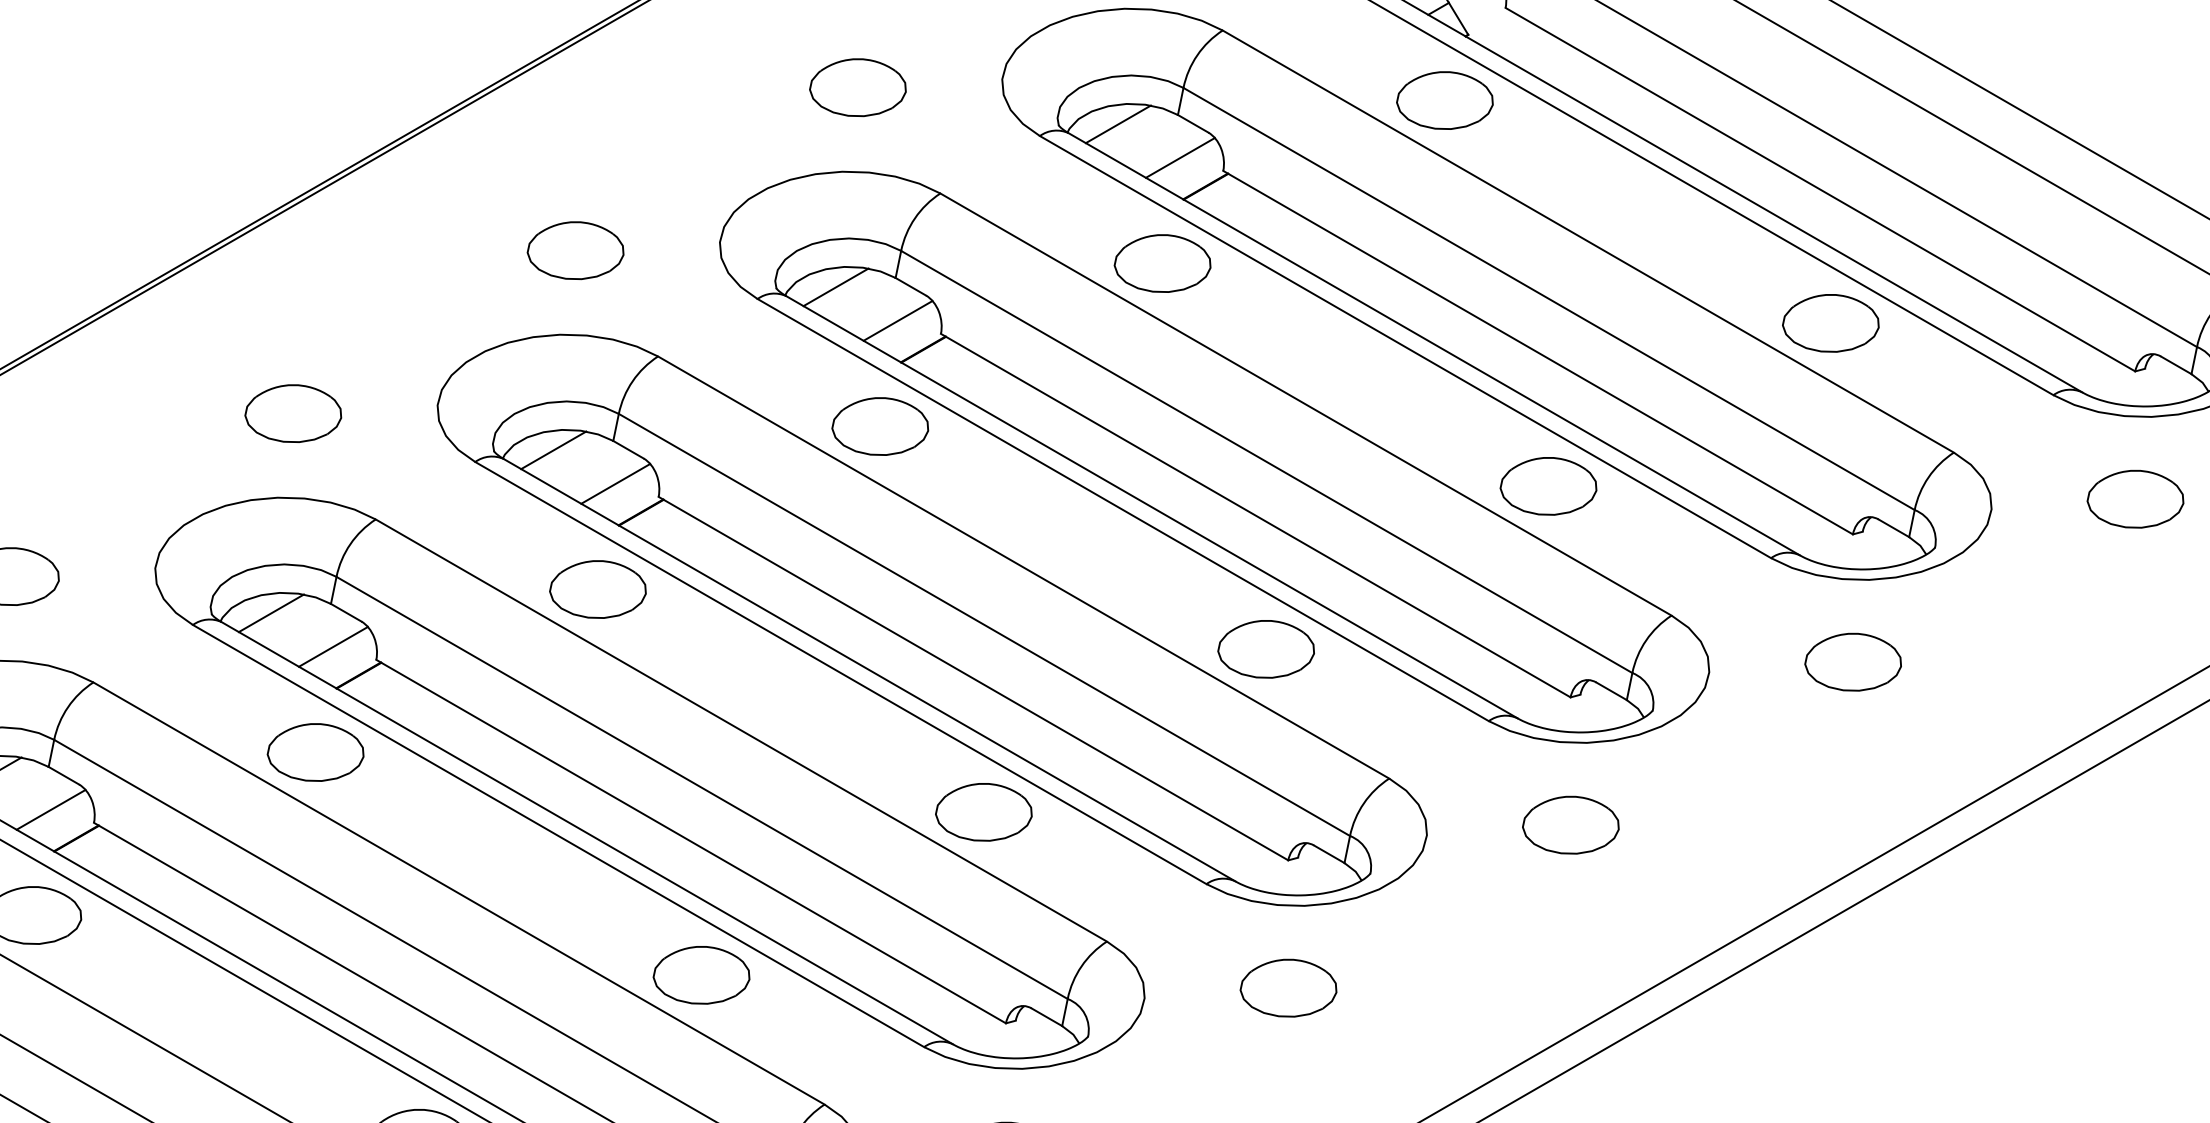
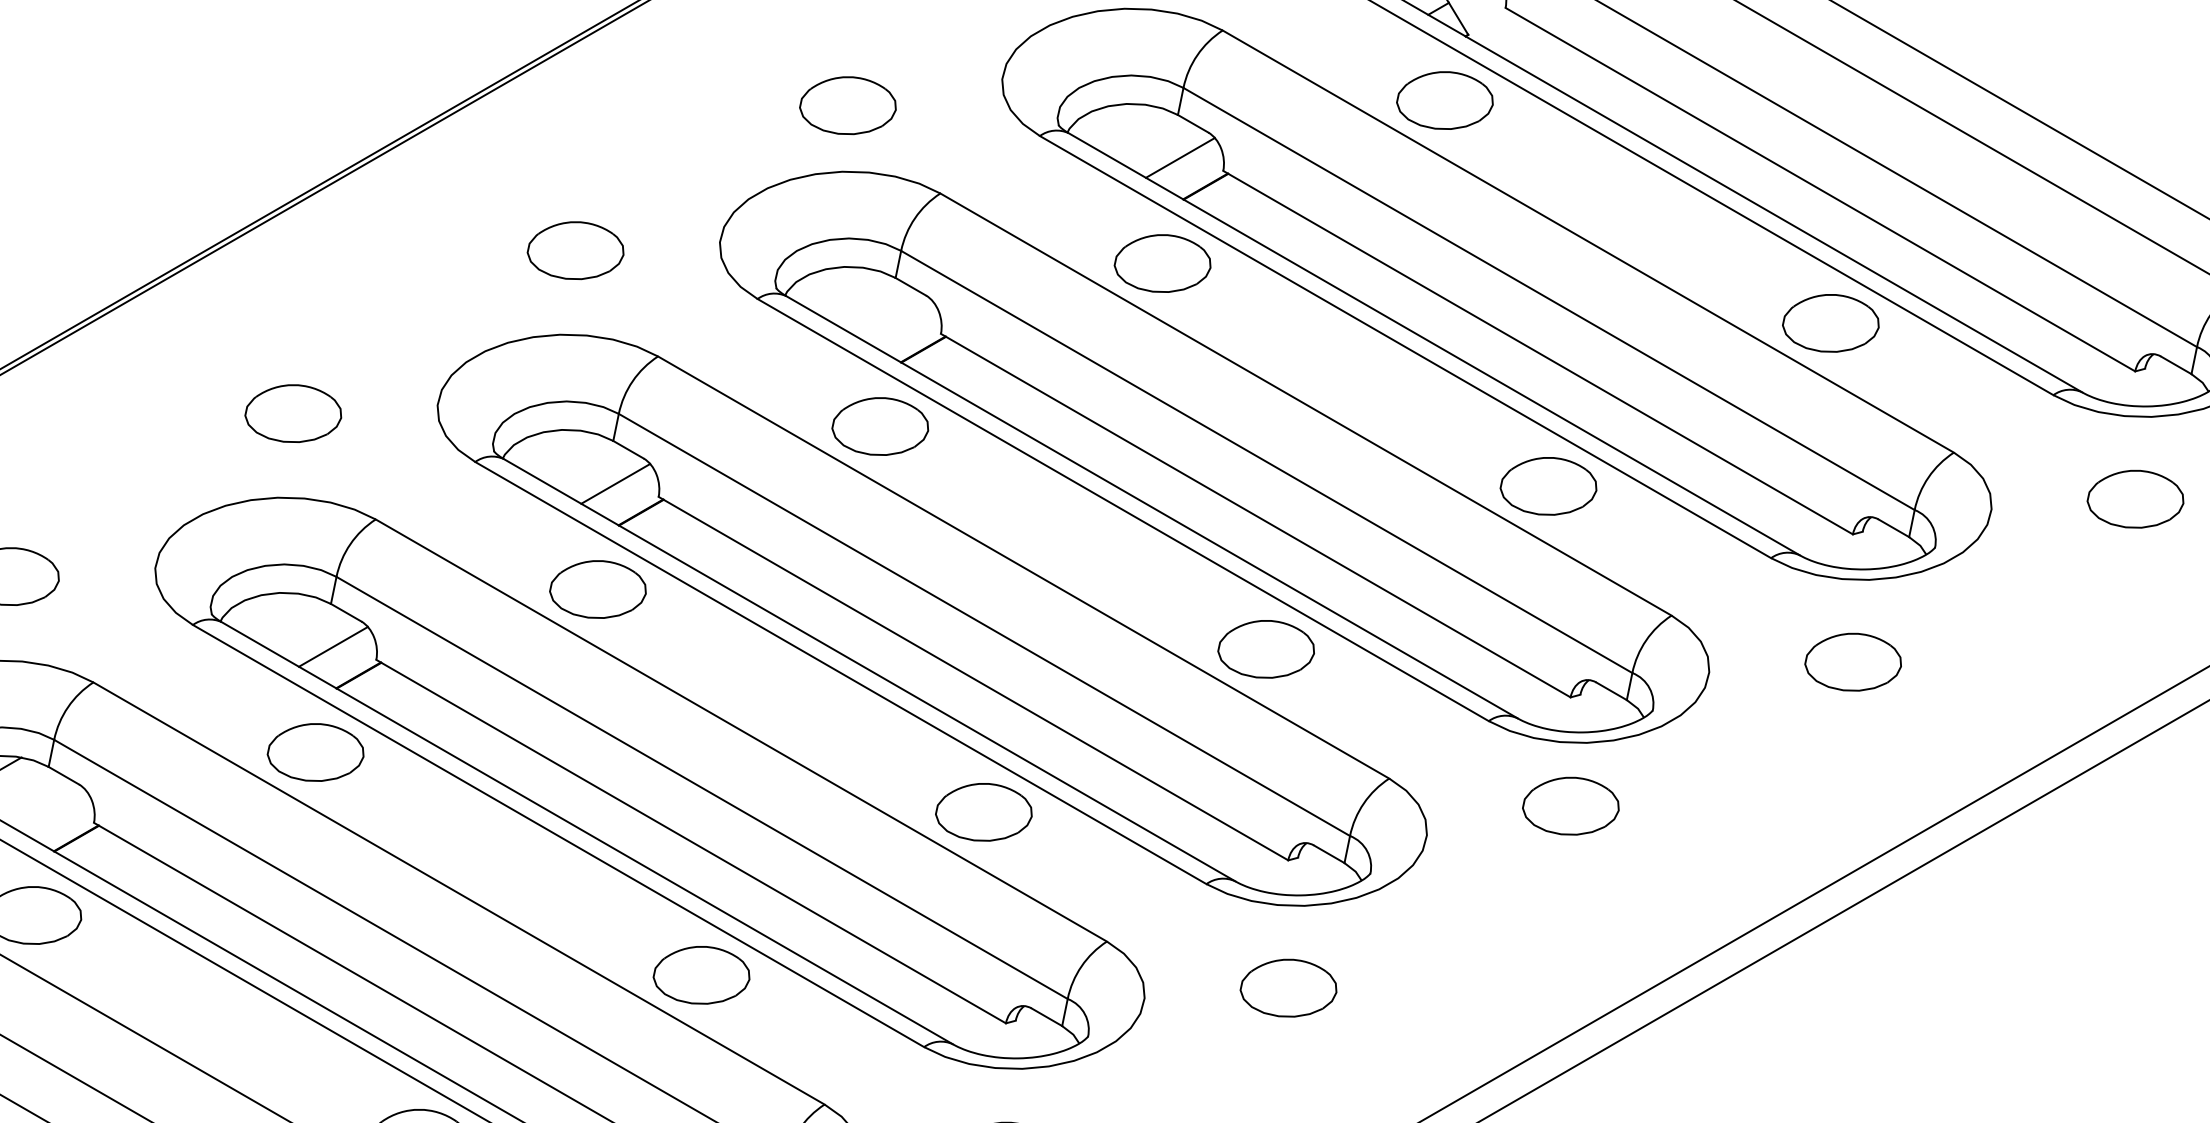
part position: (857, 87) -> (847, 105) (847, 105)
line: present -> none (1117, 124)
line: present -> none (835, 287)
line: present -> none (897, 320)
line: present -> none (553, 450)
line: present -> none (270, 613)
line: present -> none (50, 809)
part position: (1570, 824) -> (1570, 805) (1570, 805)
